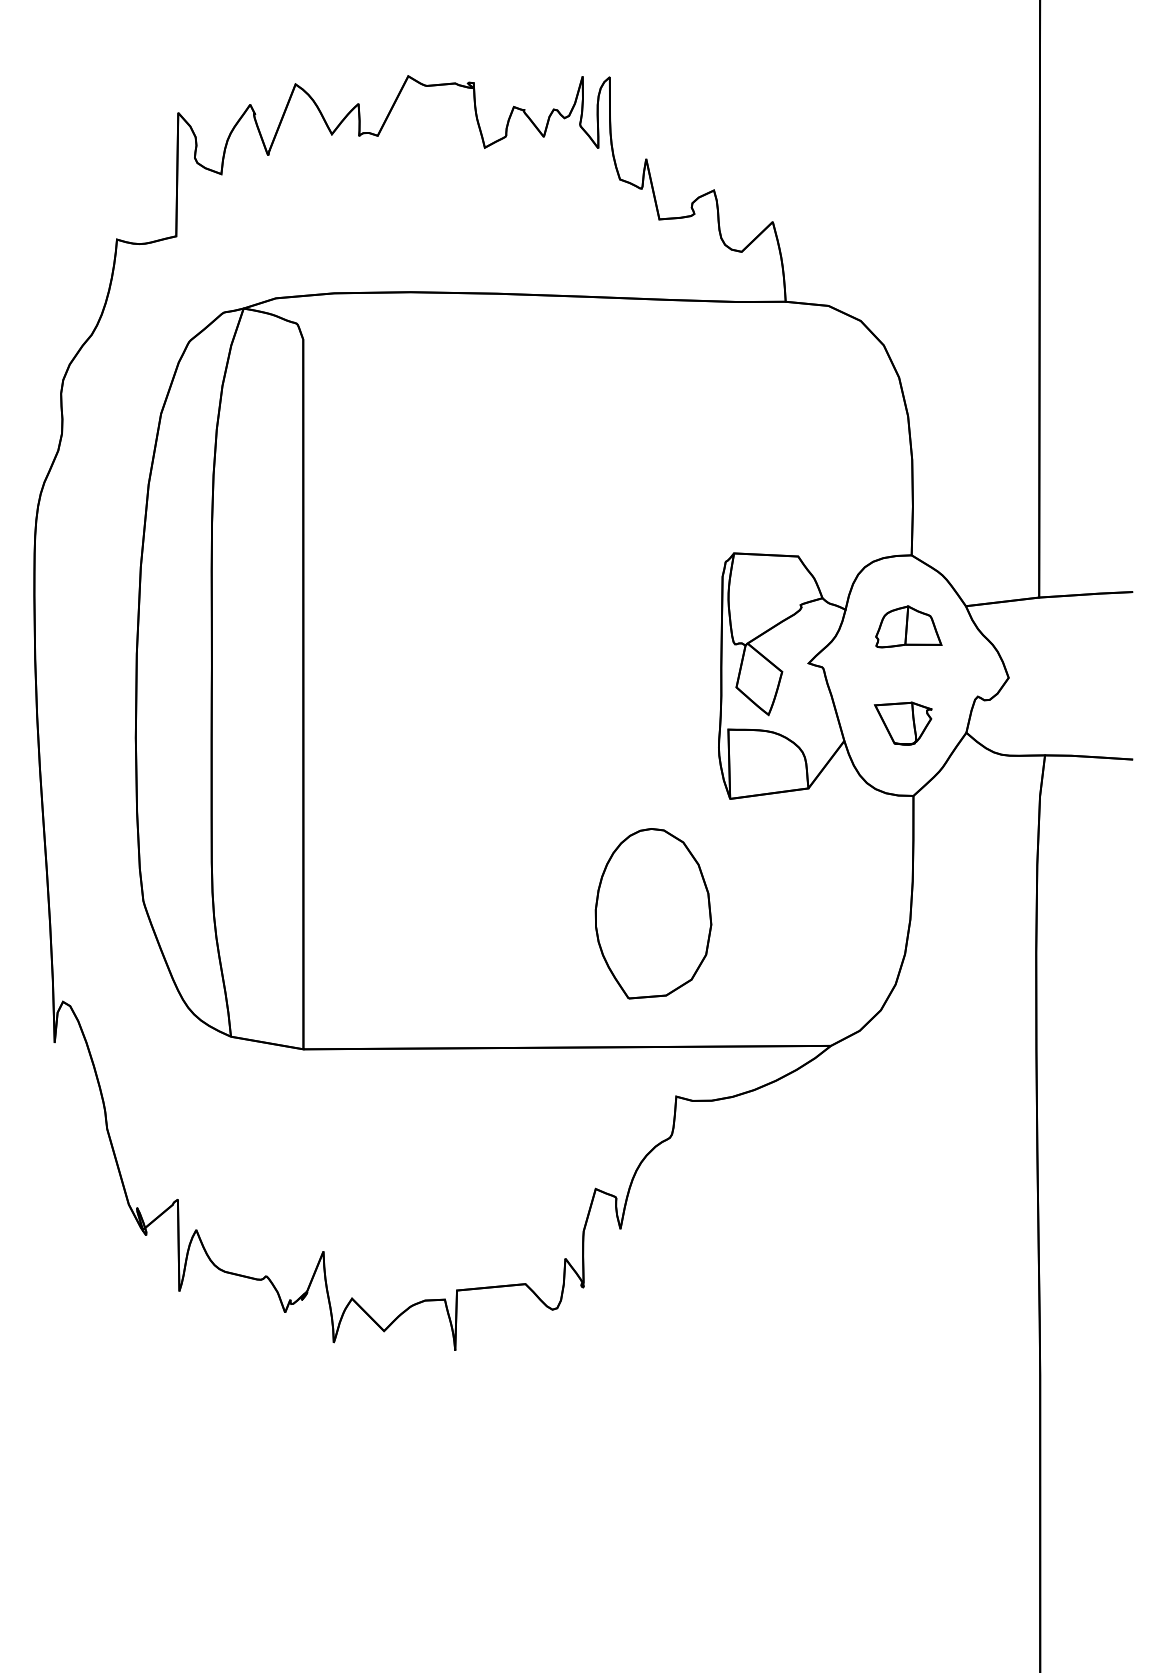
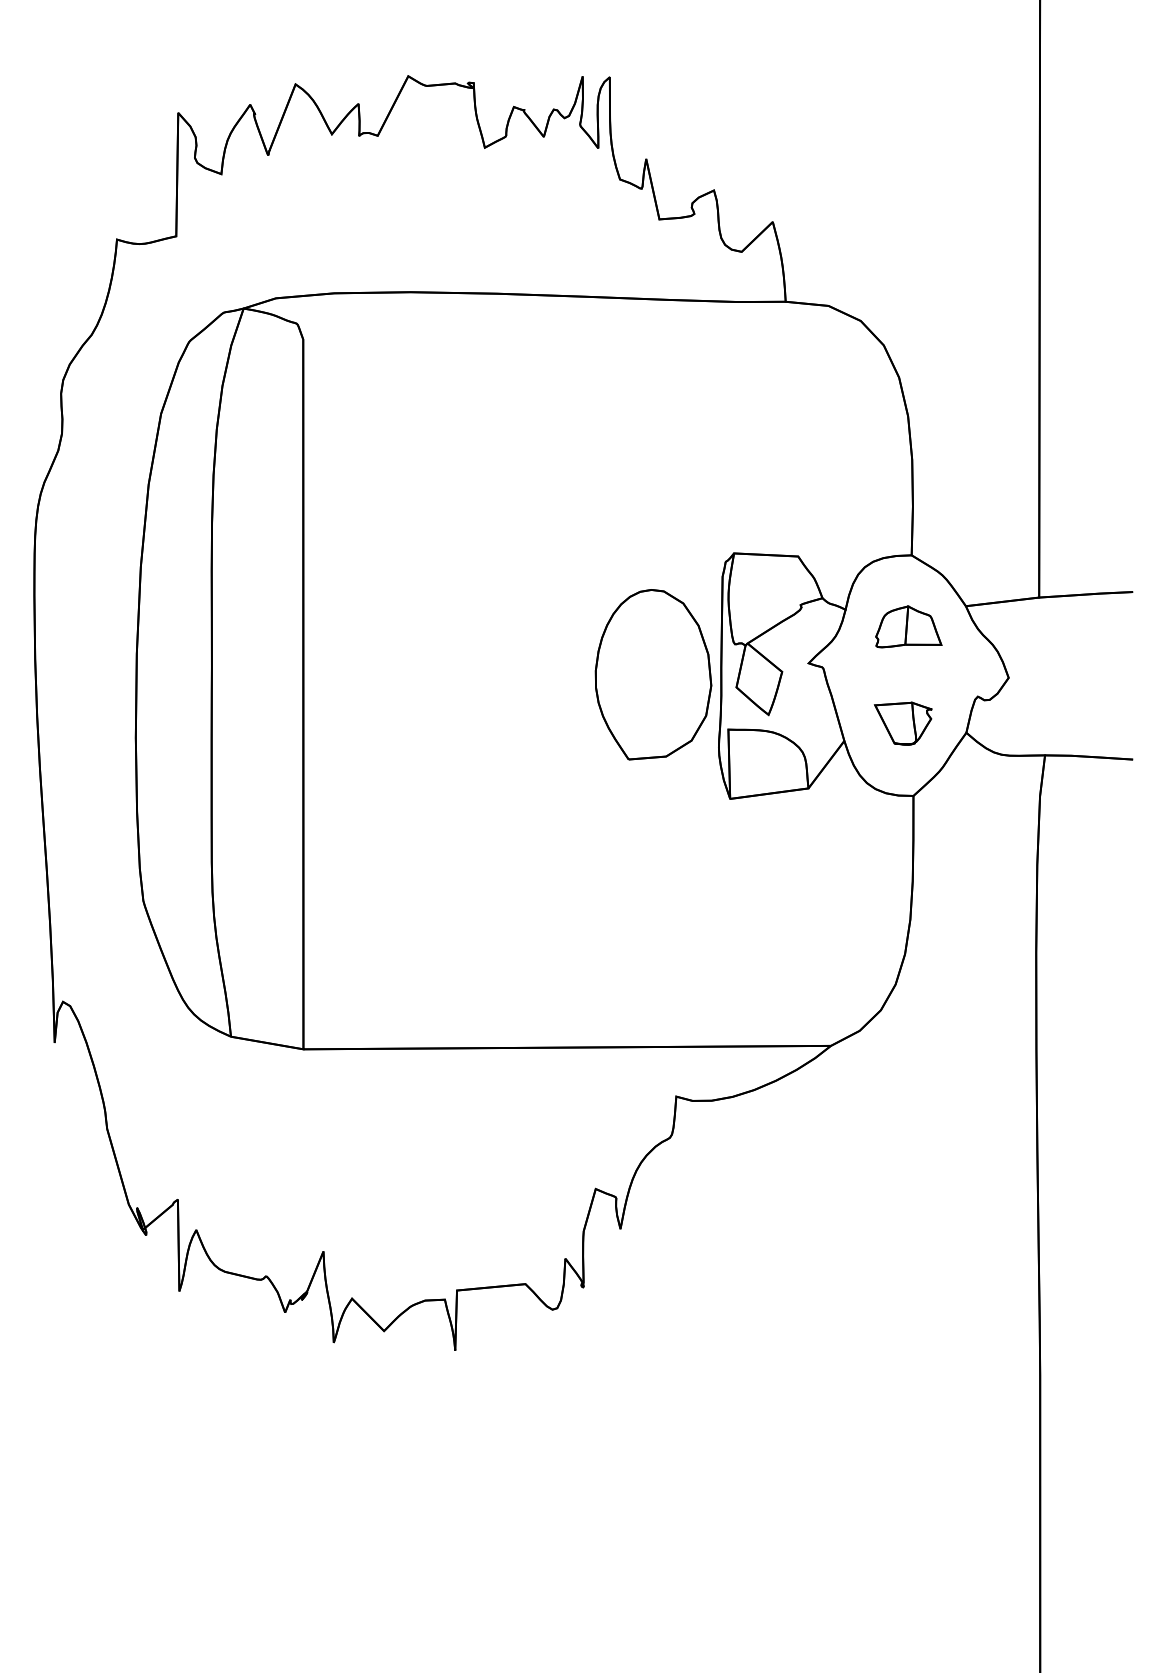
part position: (653, 913) -> (653, 674) (653, 674)
